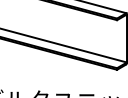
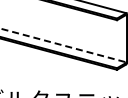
line: solid -> dashed (62, 45)
